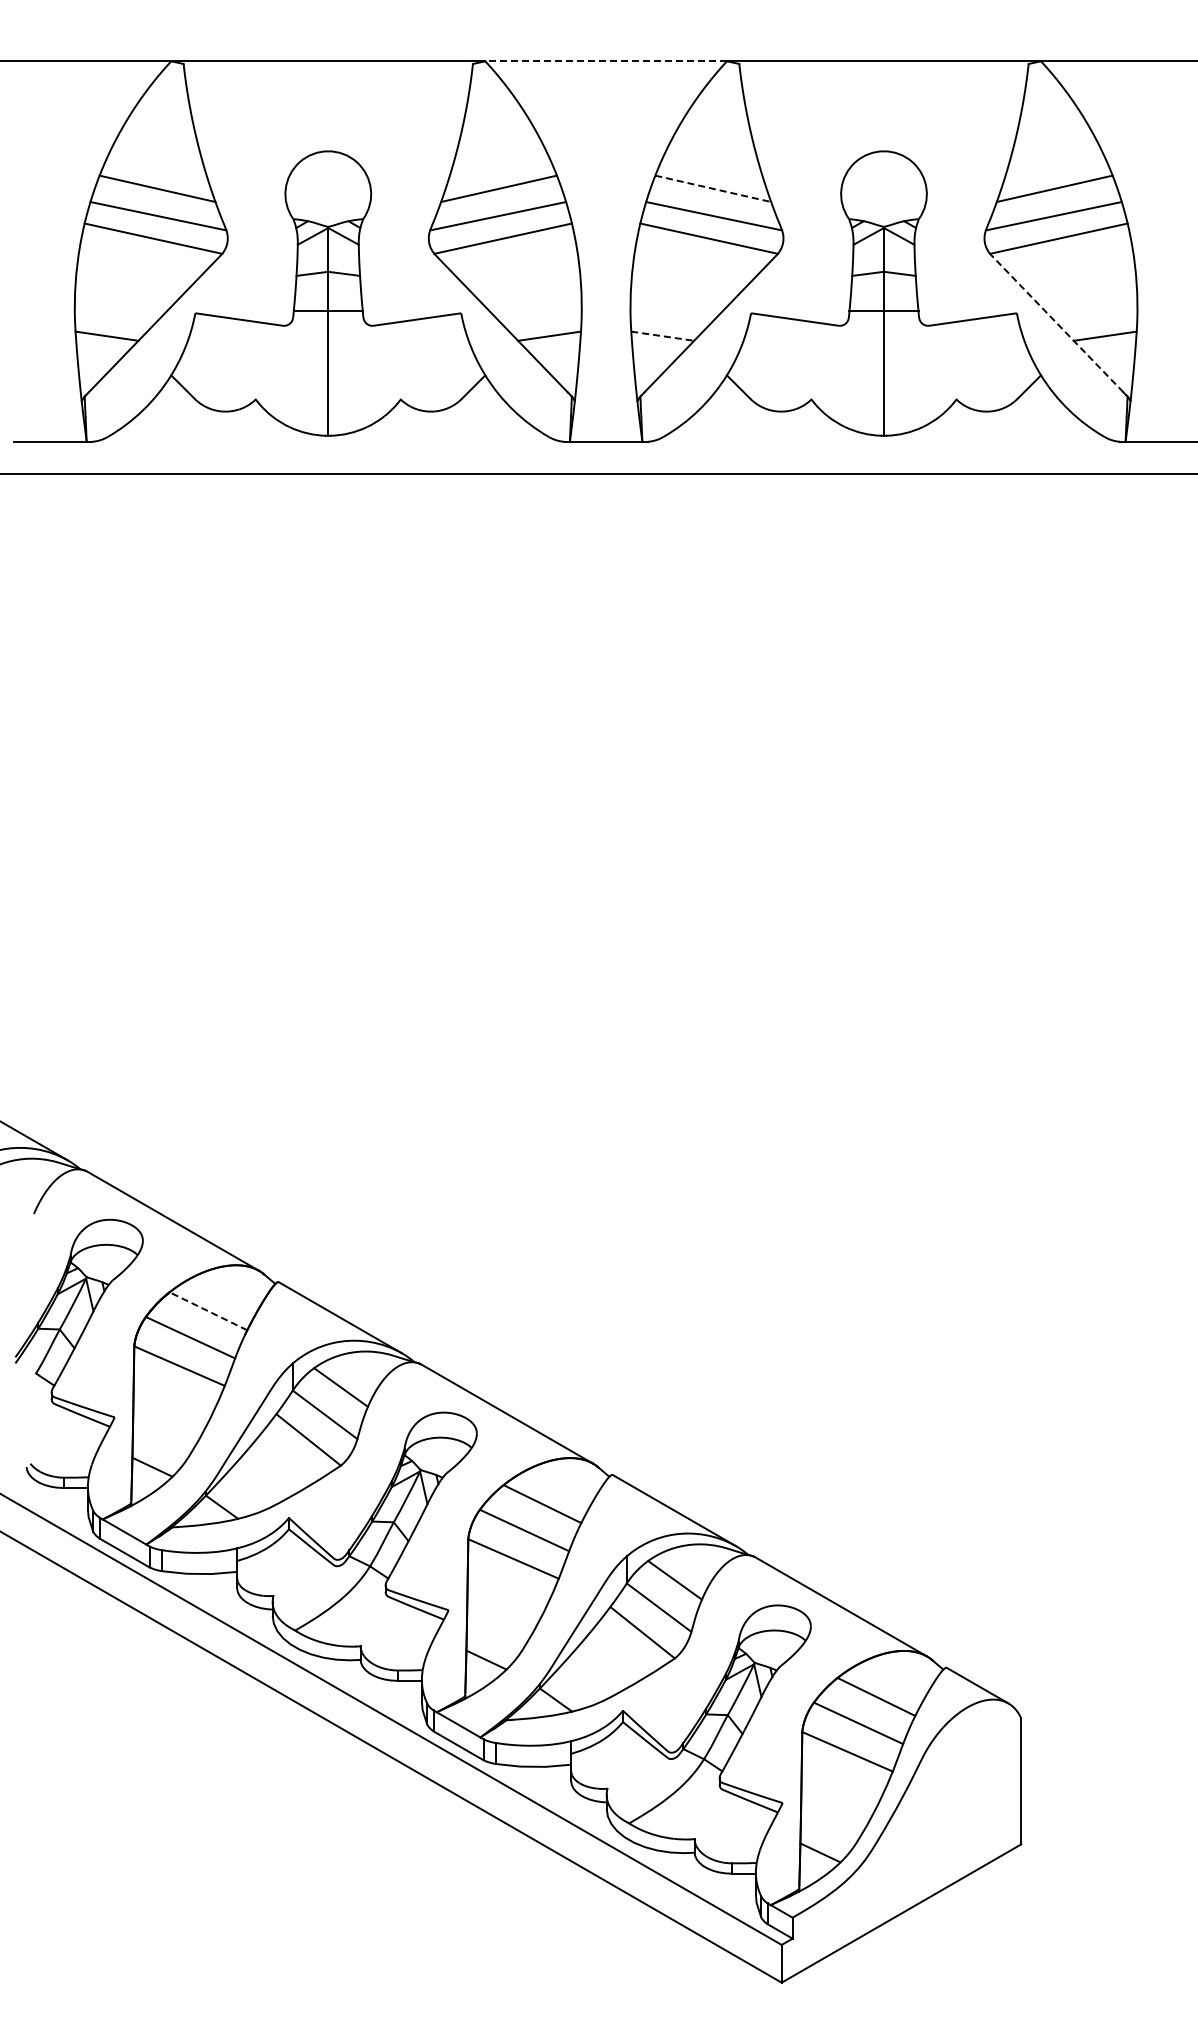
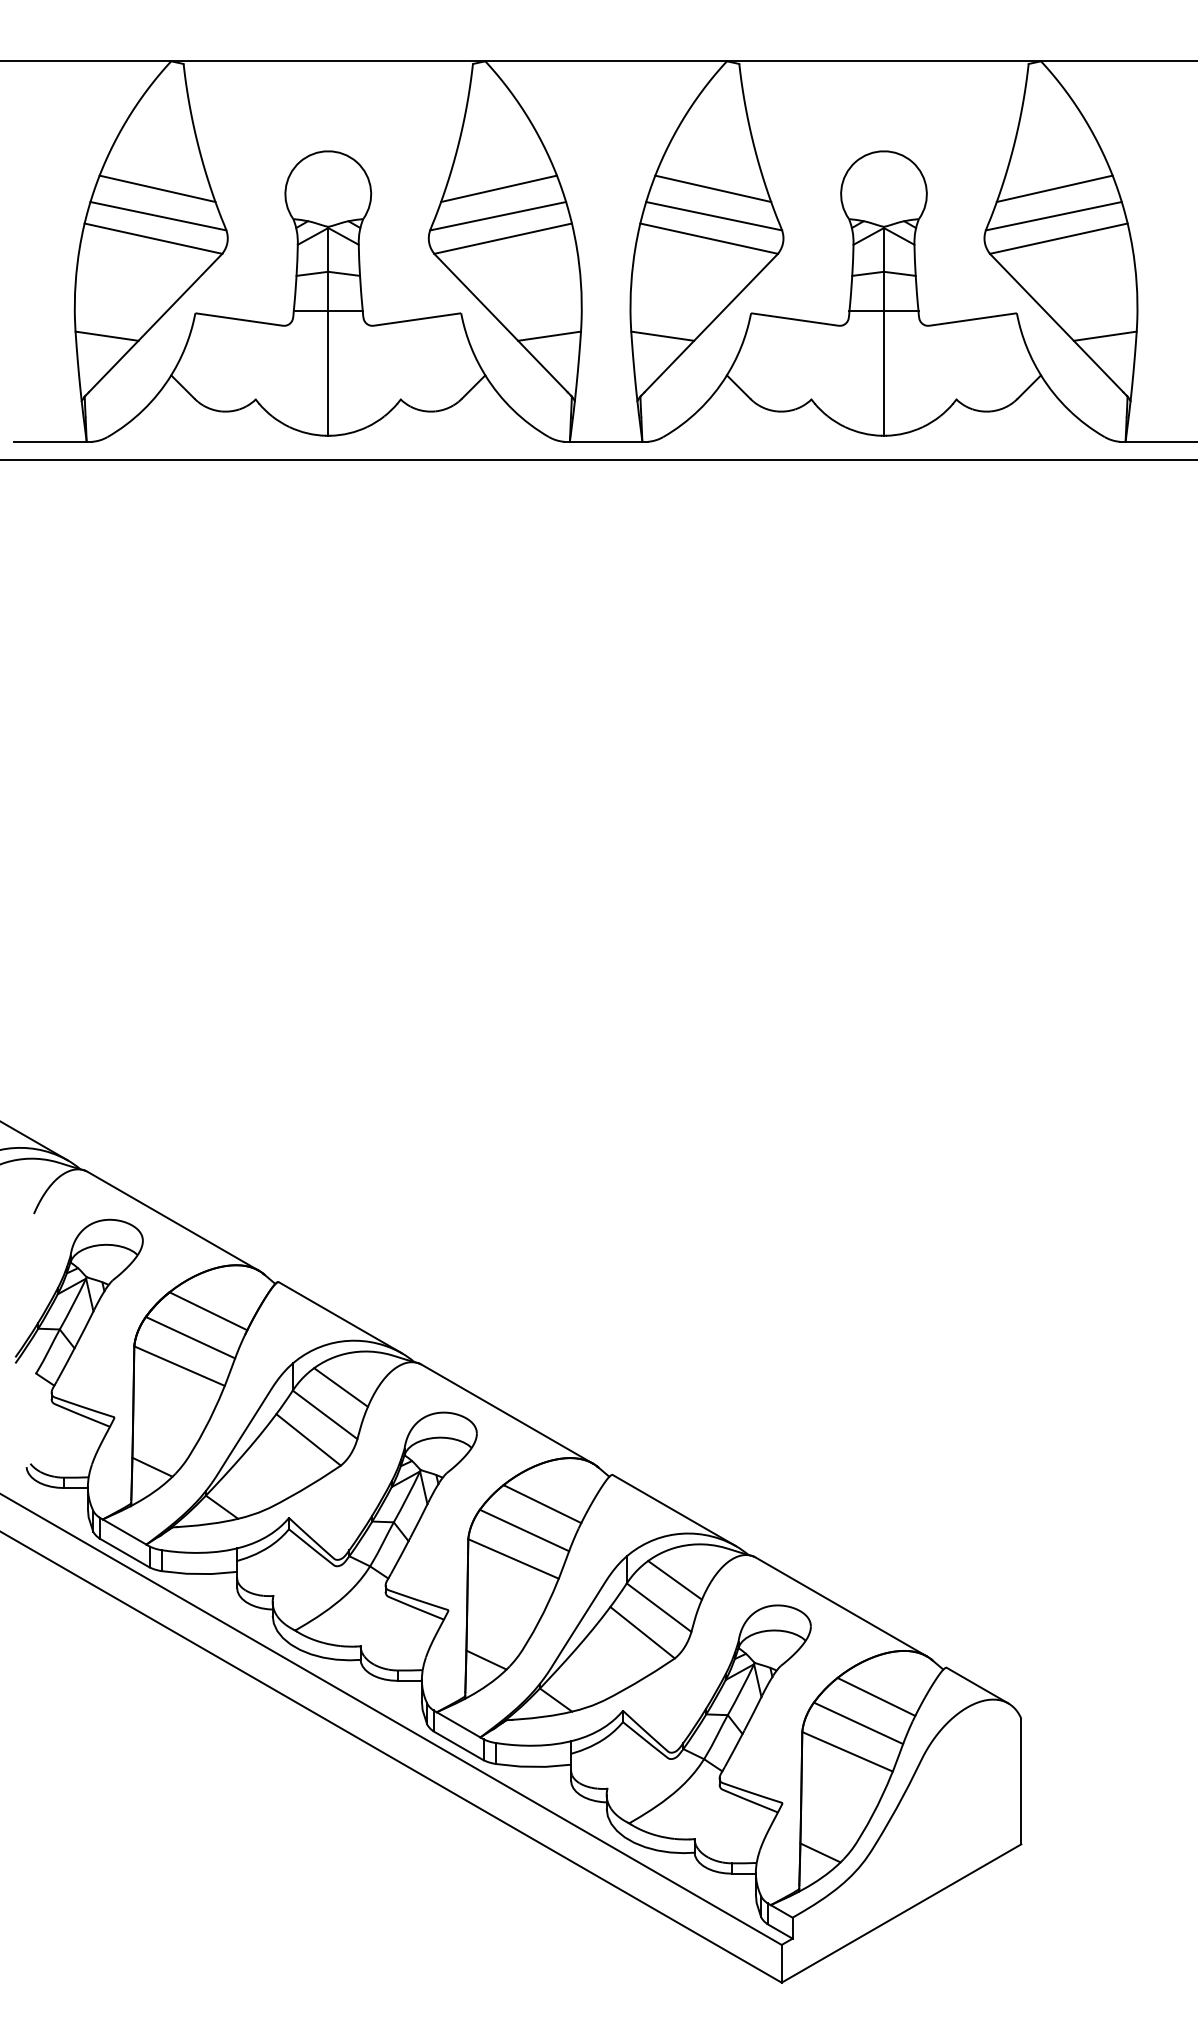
line: dashed -> solid (606, 61)
line: dashed -> solid (713, 188)
line: dashed -> solid (1056, 322)
line: dashed -> solid (662, 336)
line position: (598, 473) -> (598, 459) (598, 459)
line: dashed -> solid (208, 1311)
